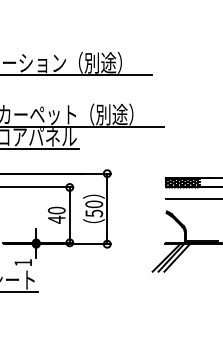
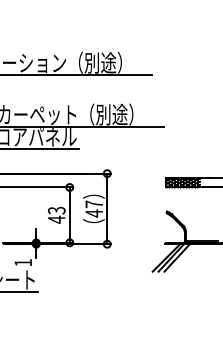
line: present -> none (192, 198)
text: 50 -> 47 (94, 208)
text: 40 -> 43 (56, 210)
